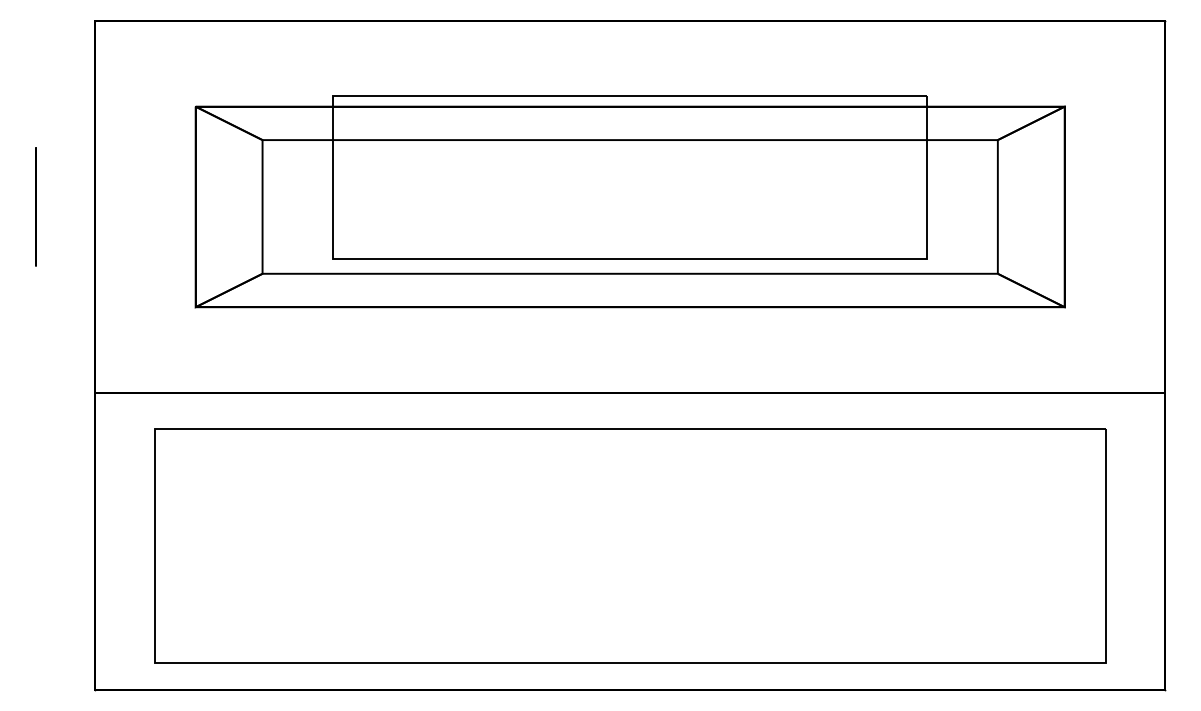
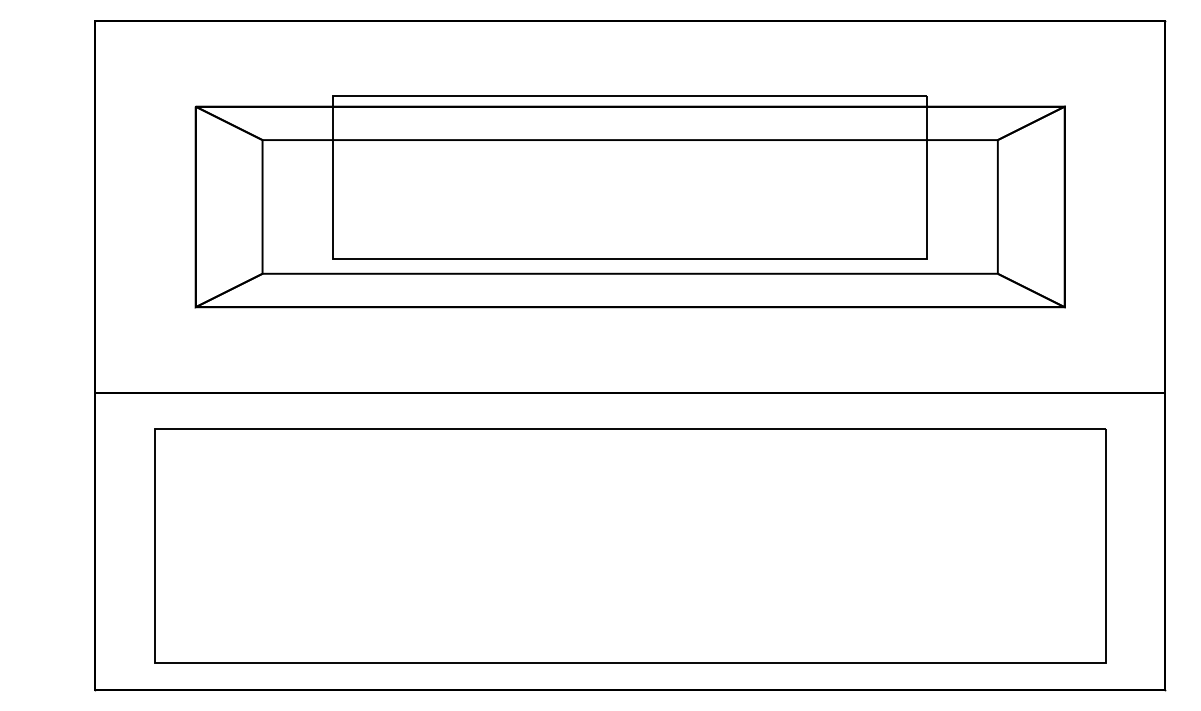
circle: present -> none (35, 206)
